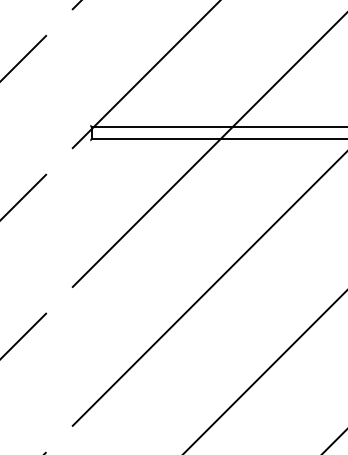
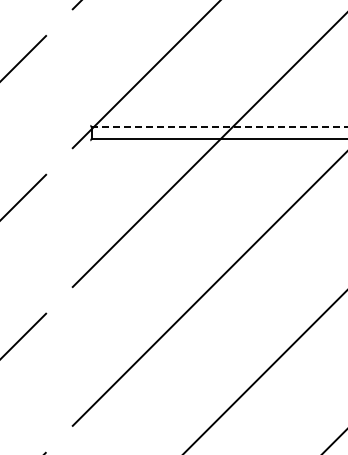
line: solid -> dashed (219, 127)
